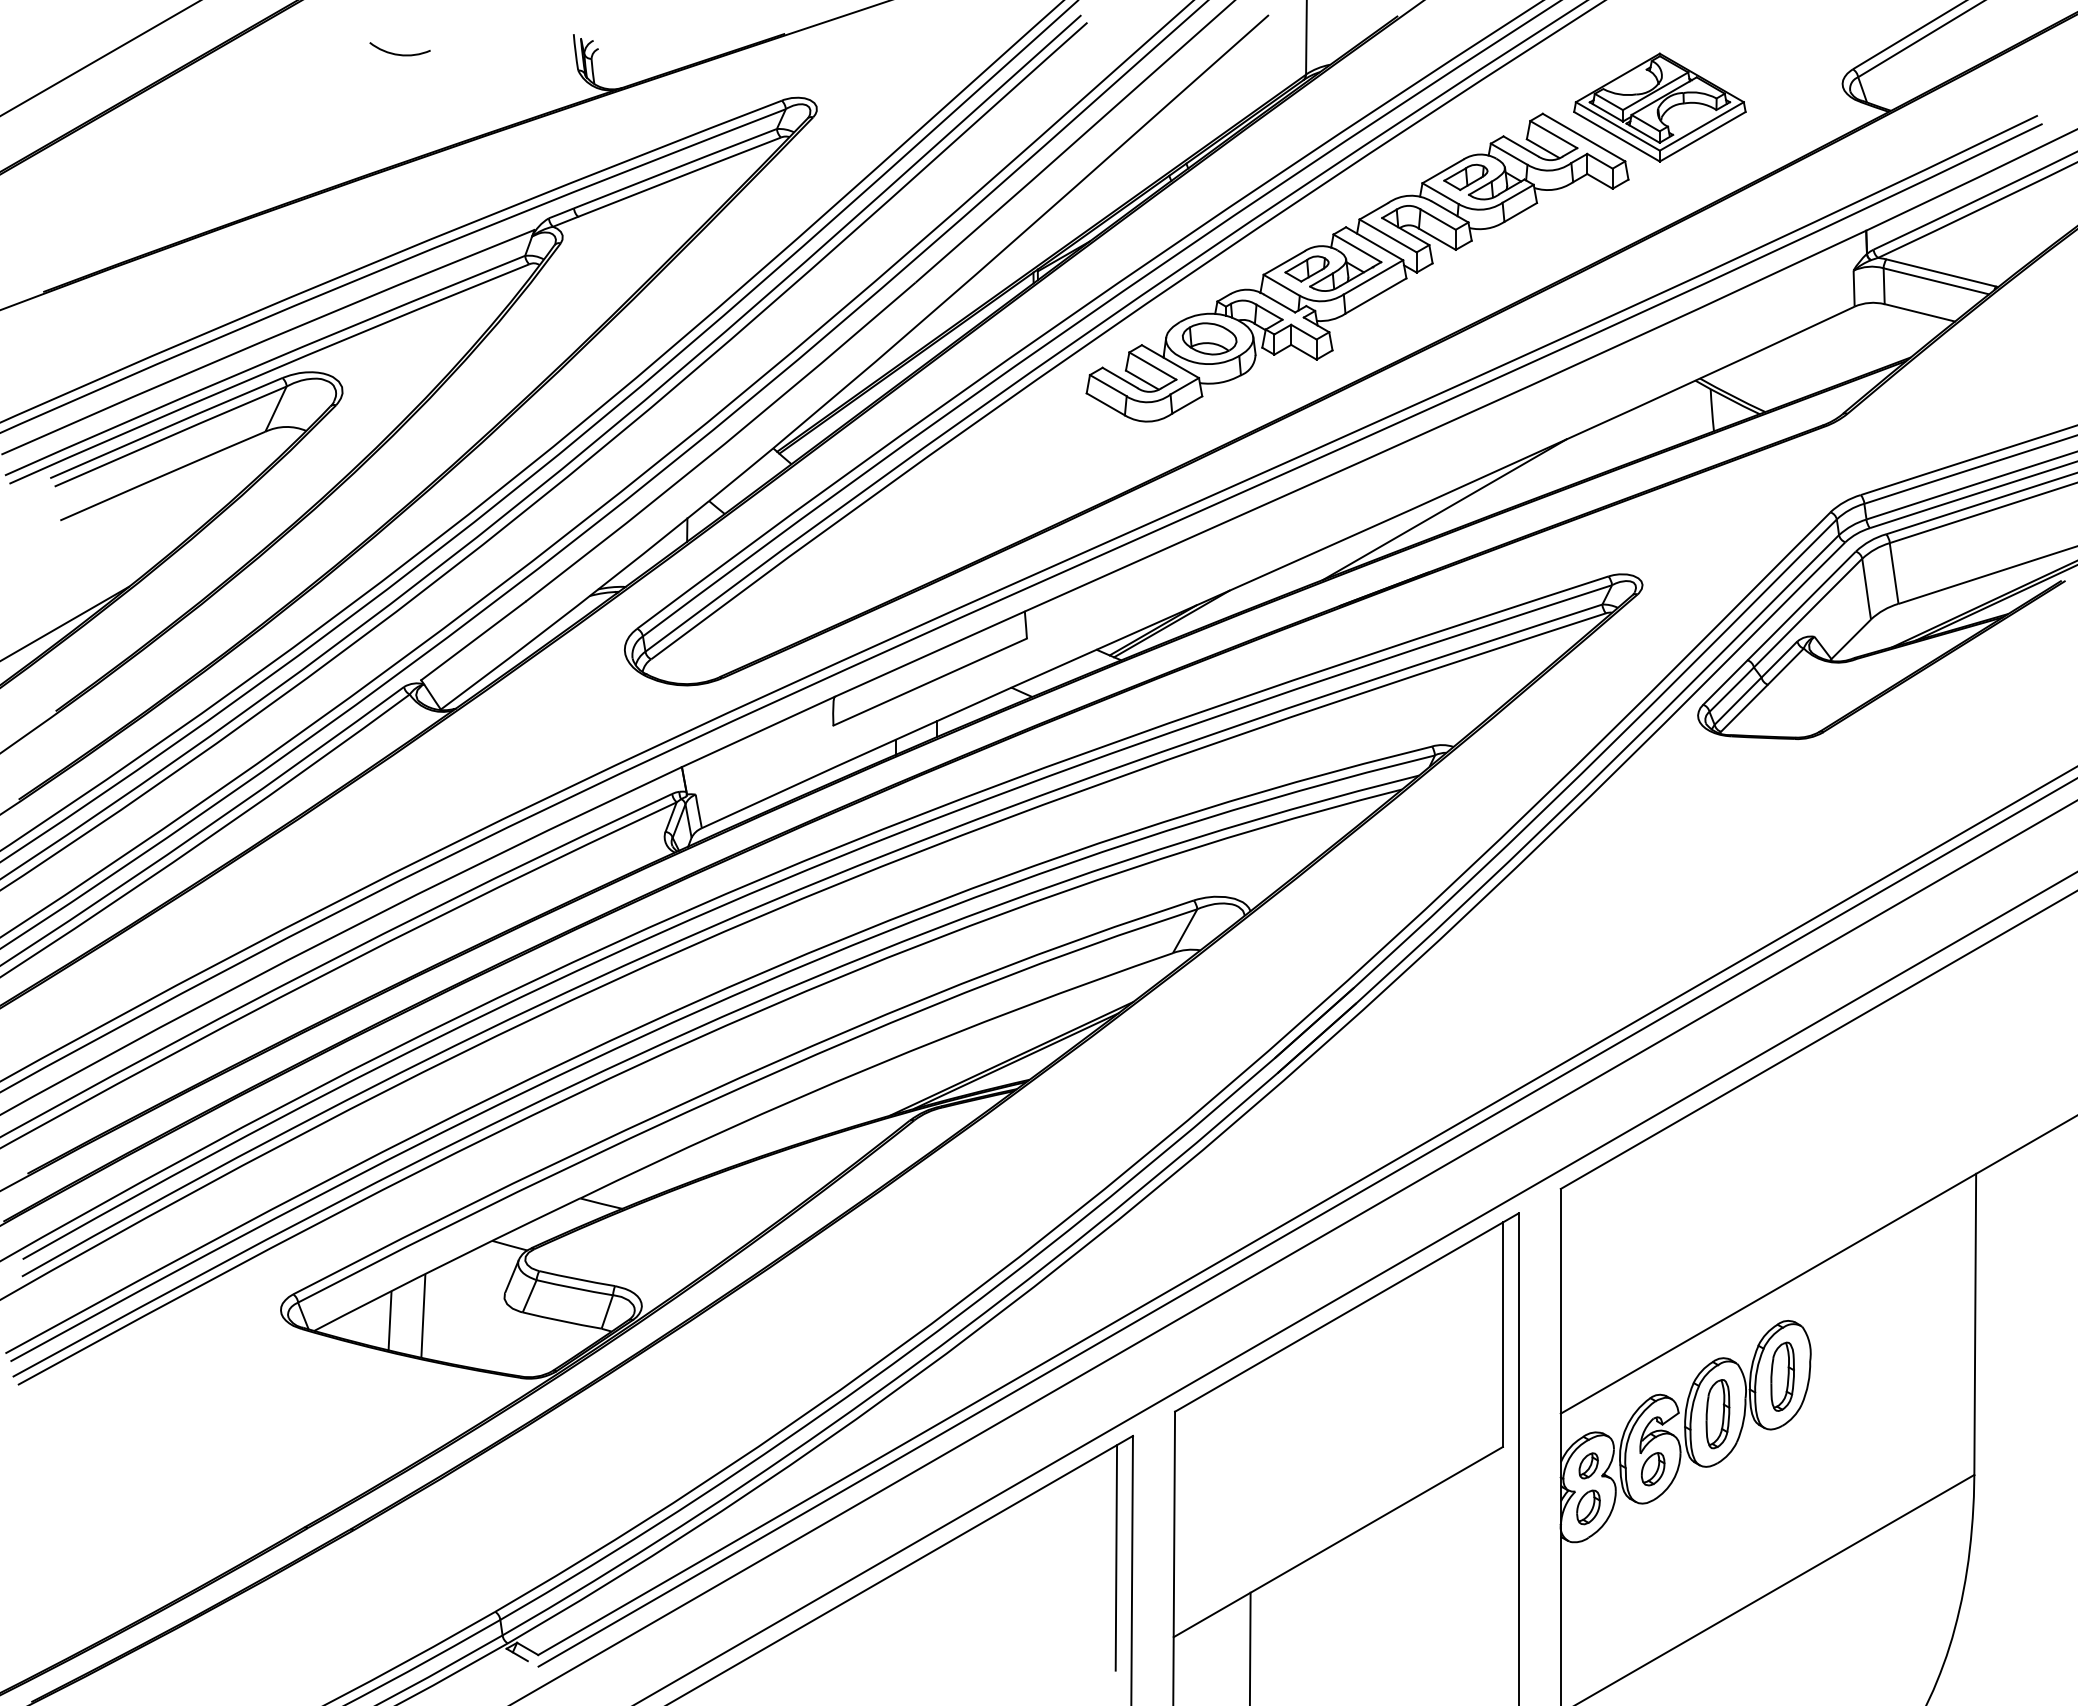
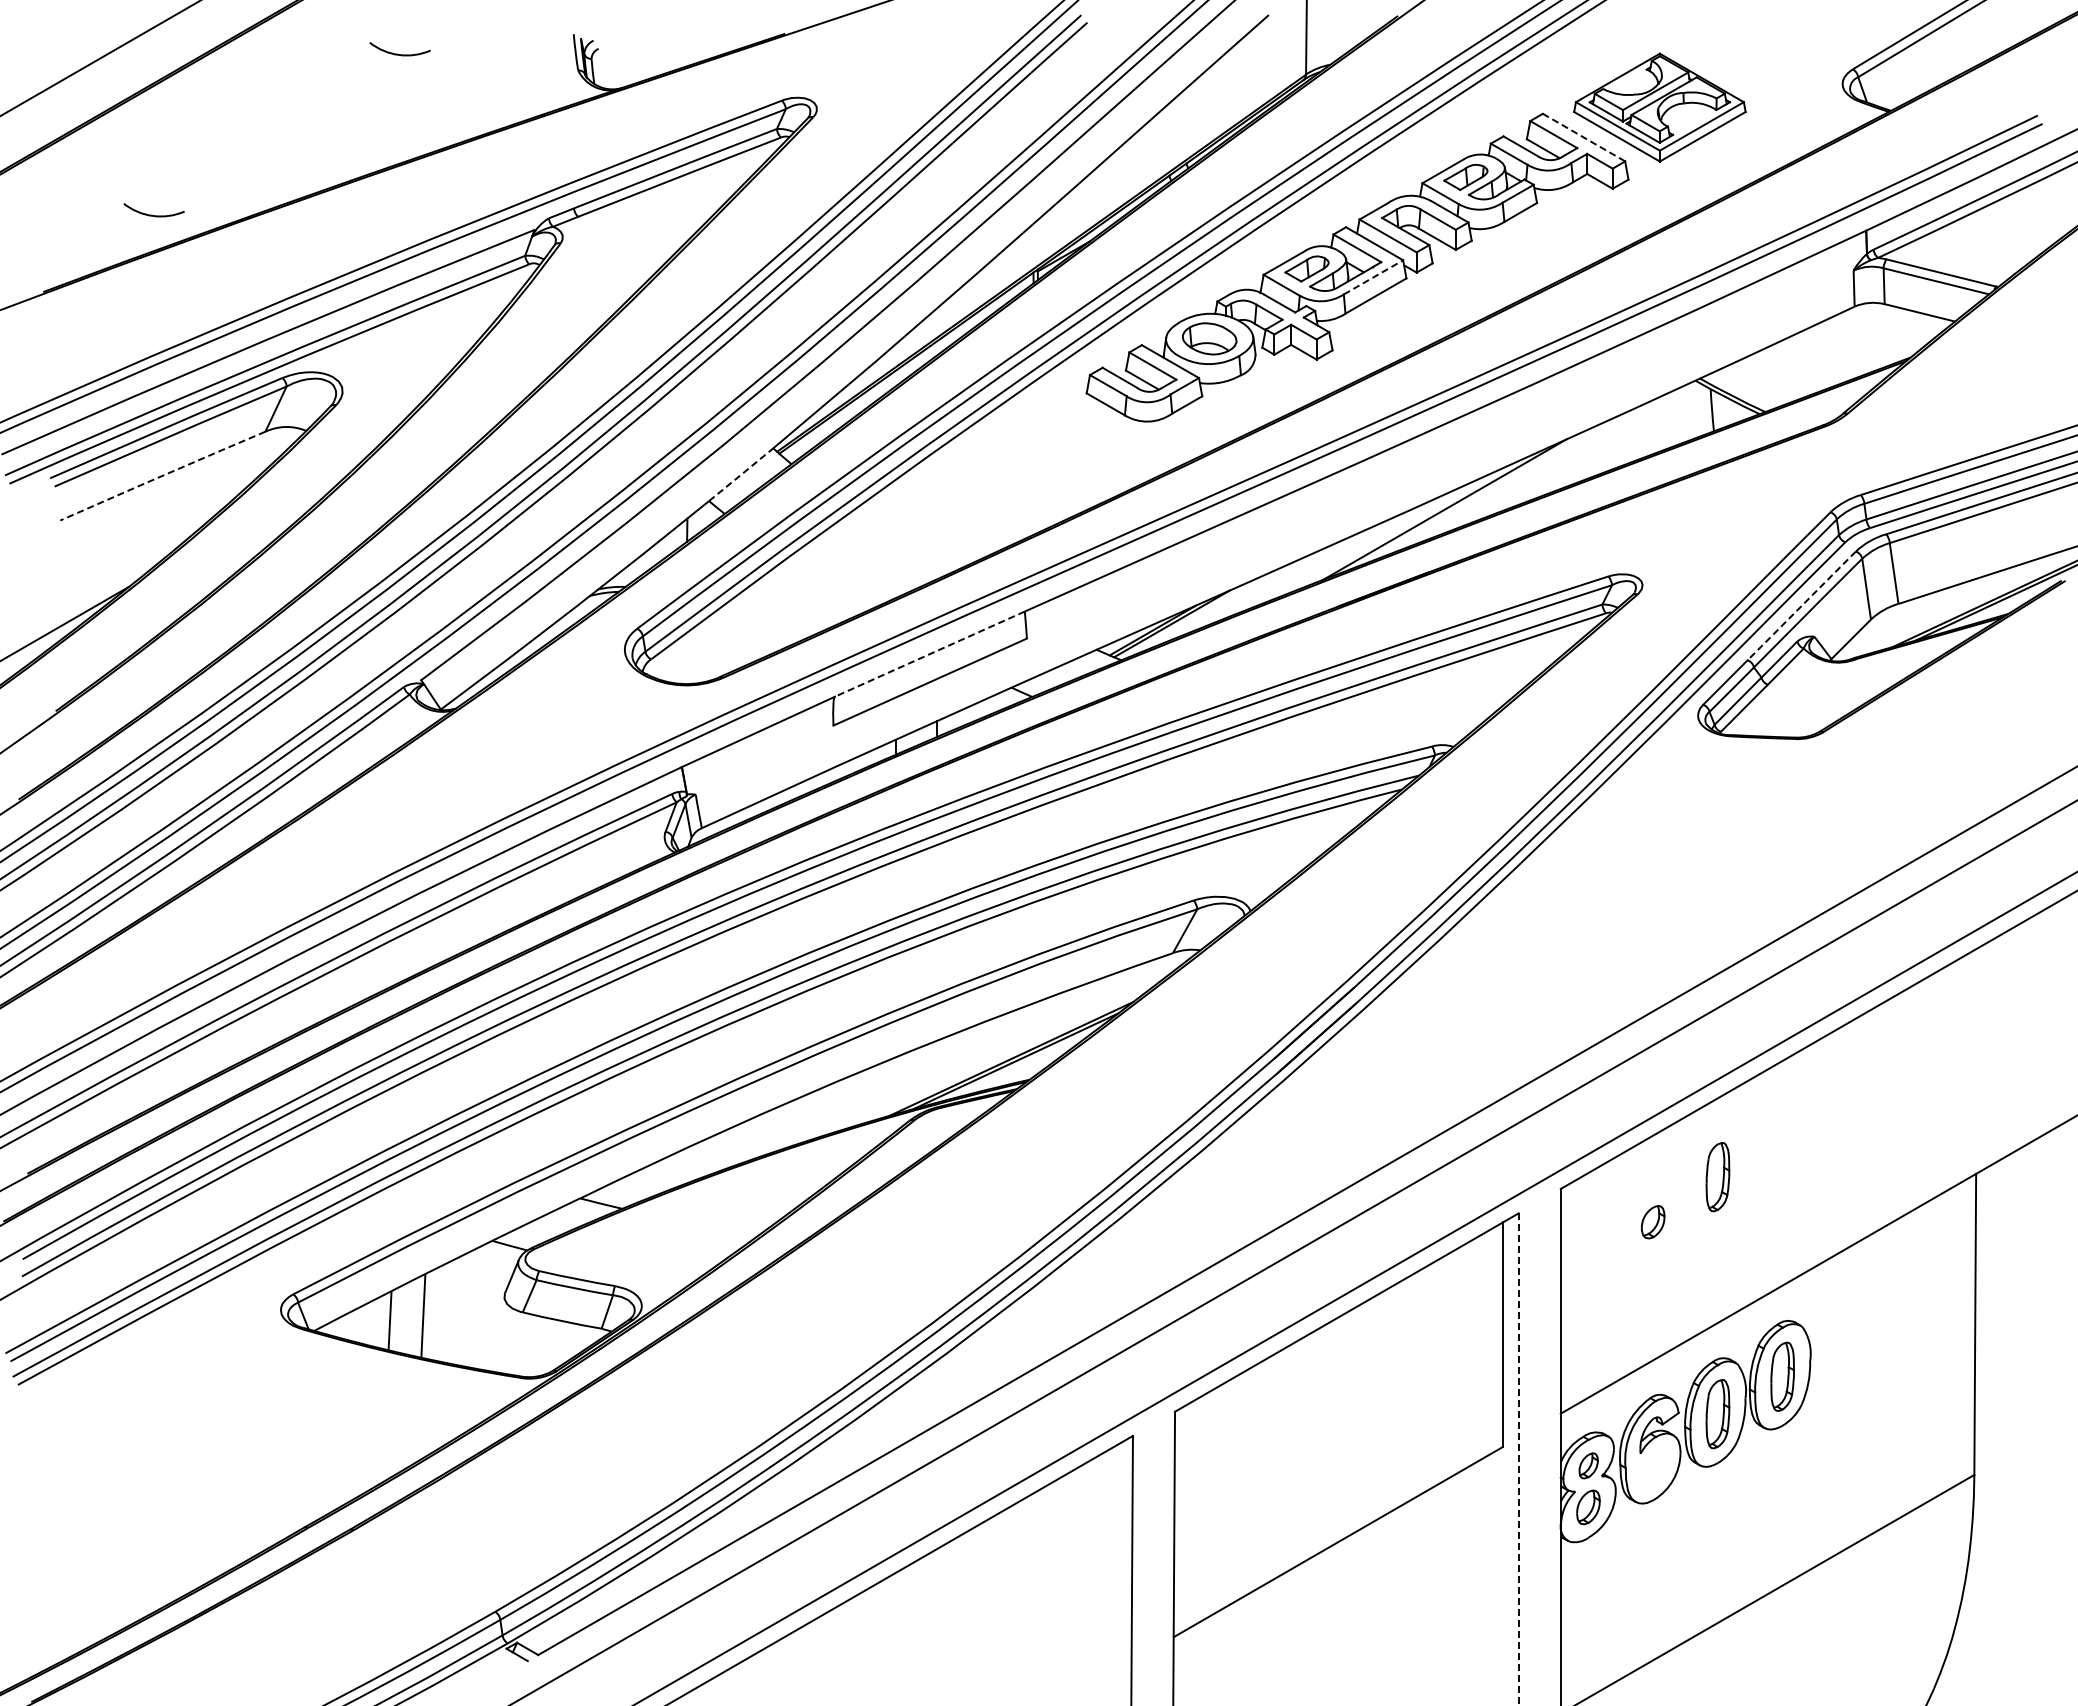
line: solid -> dashed (1583, 137)
arc: none -> present (152, 214)
line: solid -> dashed (1373, 277)
line: solid -> dashed (742, 474)
line: solid -> dashed (162, 475)
line: solid -> dashed (1801, 606)
line: solid -> dashed (929, 654)
part: none -> present (1717, 1177)
line: present -> none (1306, 1222)
line: solid -> dashed (1518, 1459)
part position: (1653, 1469) -> (1653, 1222) (1653, 1222)
line: present -> none (1116, 1557)
line: present -> none (1249, 1647)
